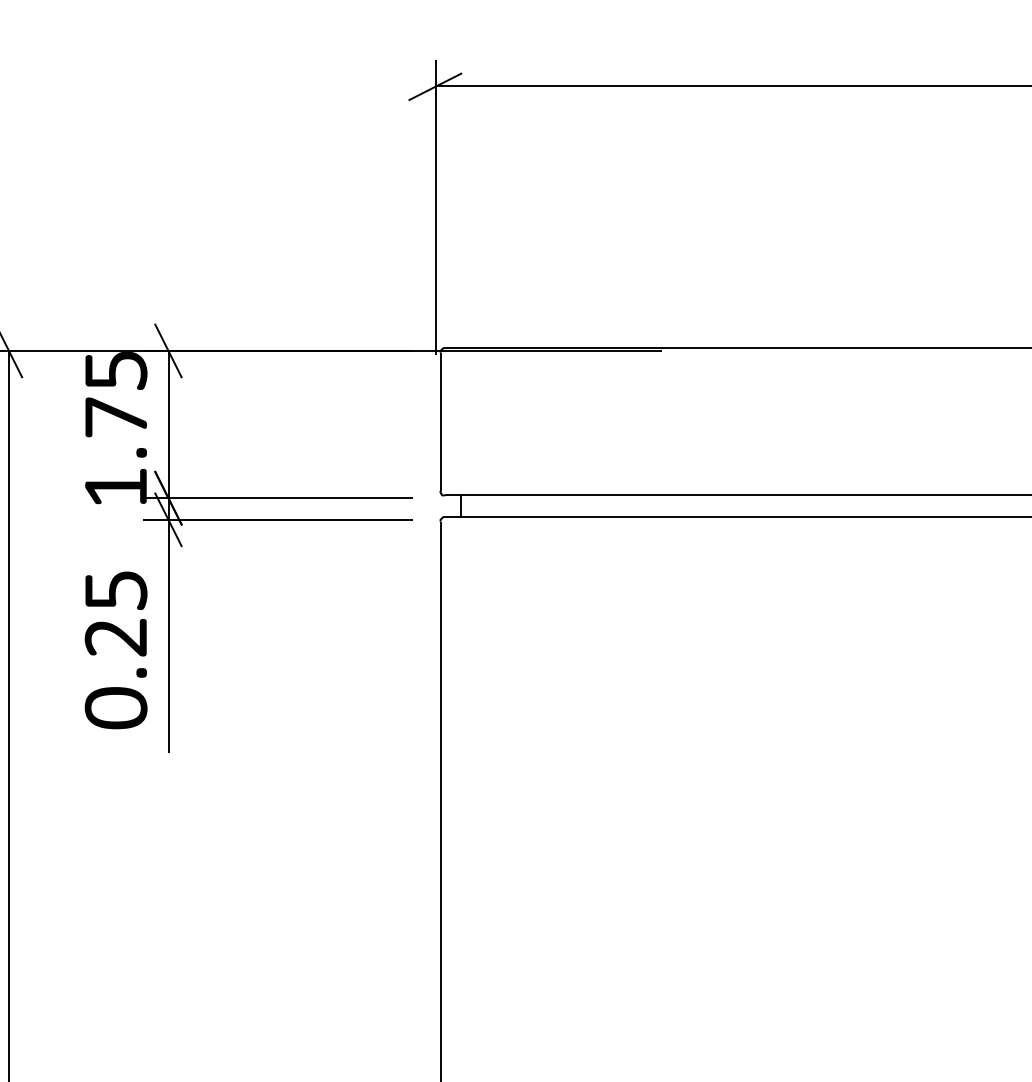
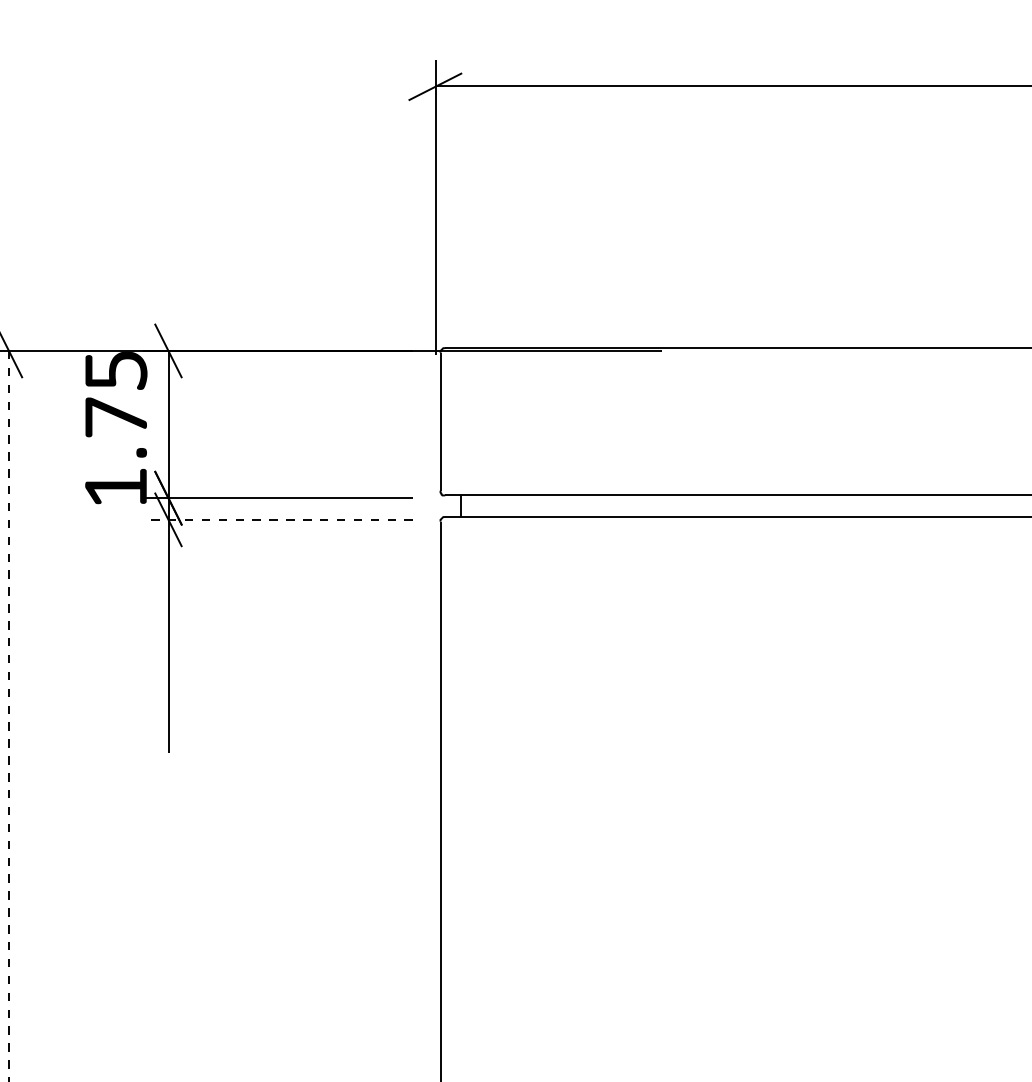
line: solid -> dashed (277, 519)
part: present -> none (124, 641)
line: solid -> dashed (9, 716)
